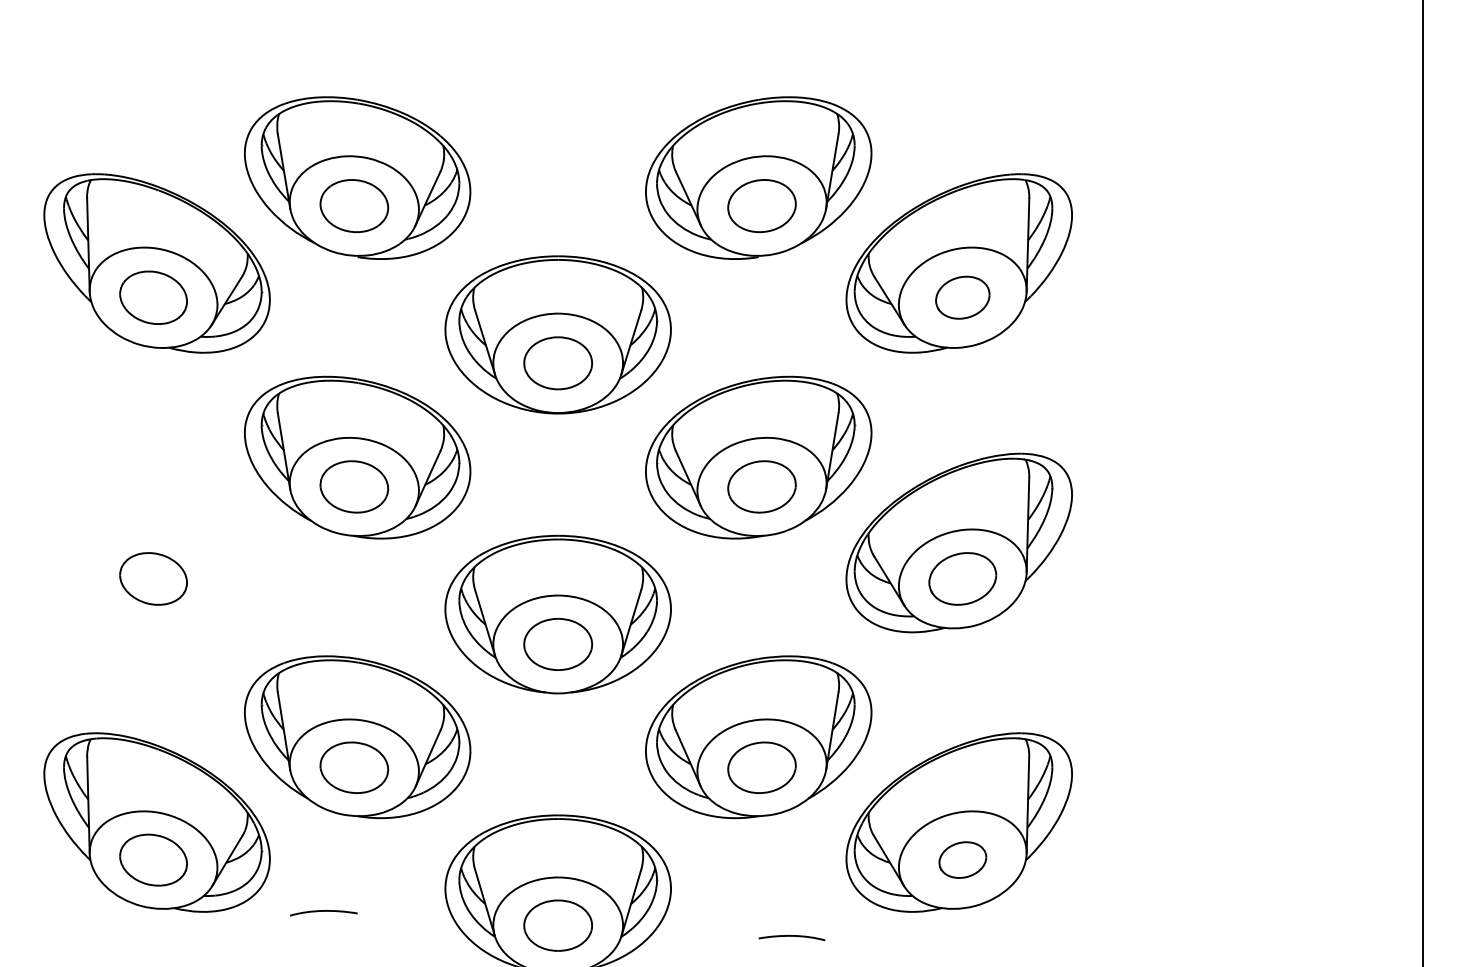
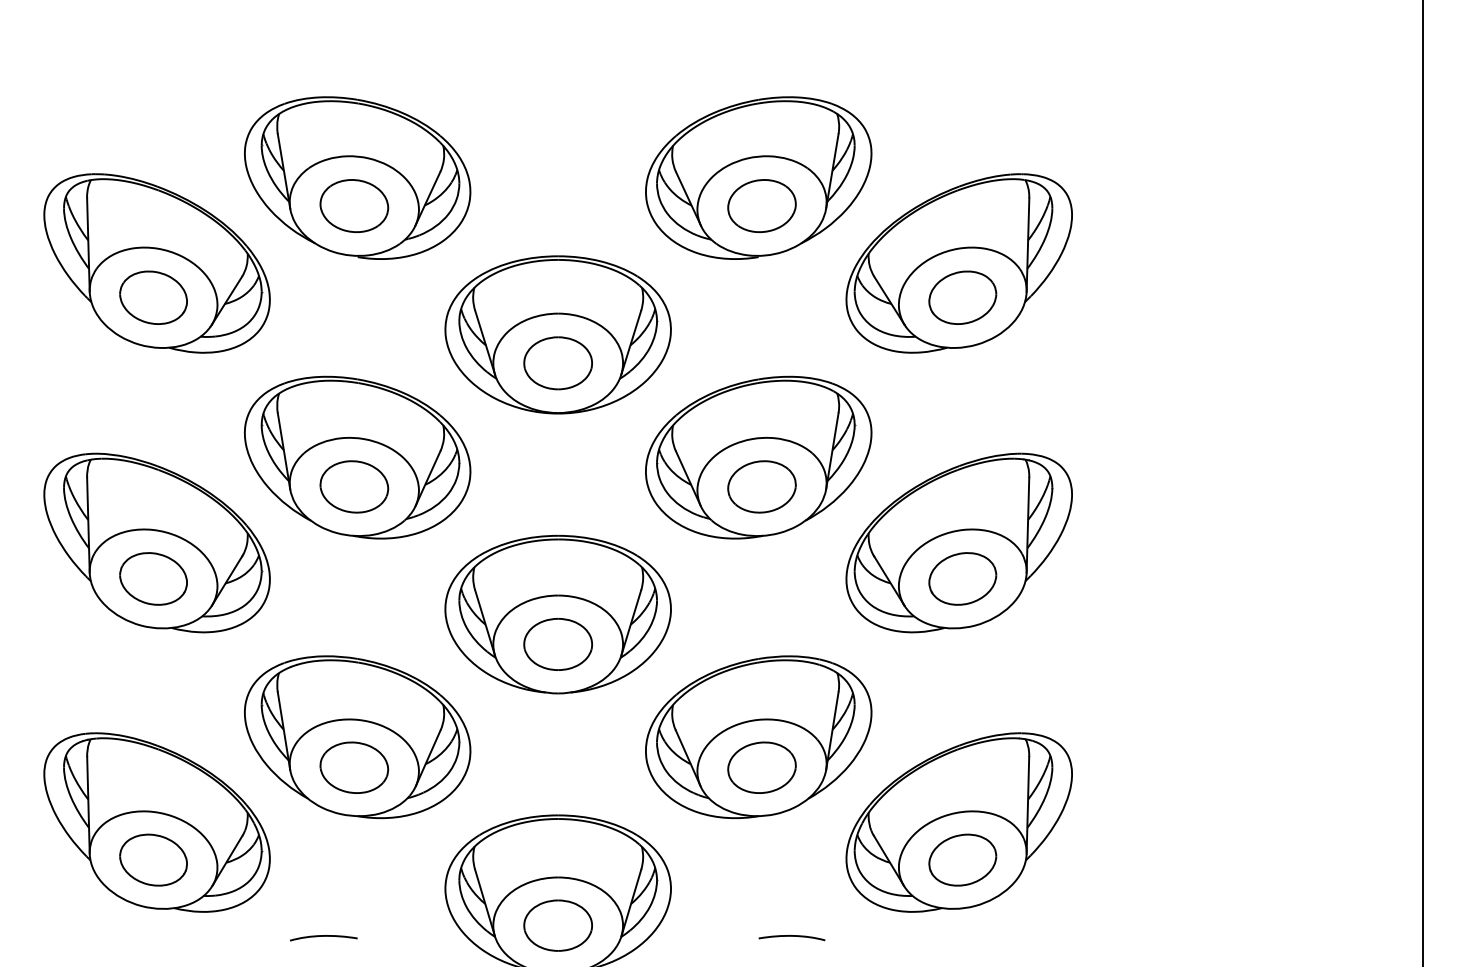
part size: 56x45 px -> 70x55 px (962, 297)
part: none -> present (156, 542)
part size: 50x38 px -> 70x54 px (962, 859)
curve position: (323, 911) -> (323, 936) (323, 936)
